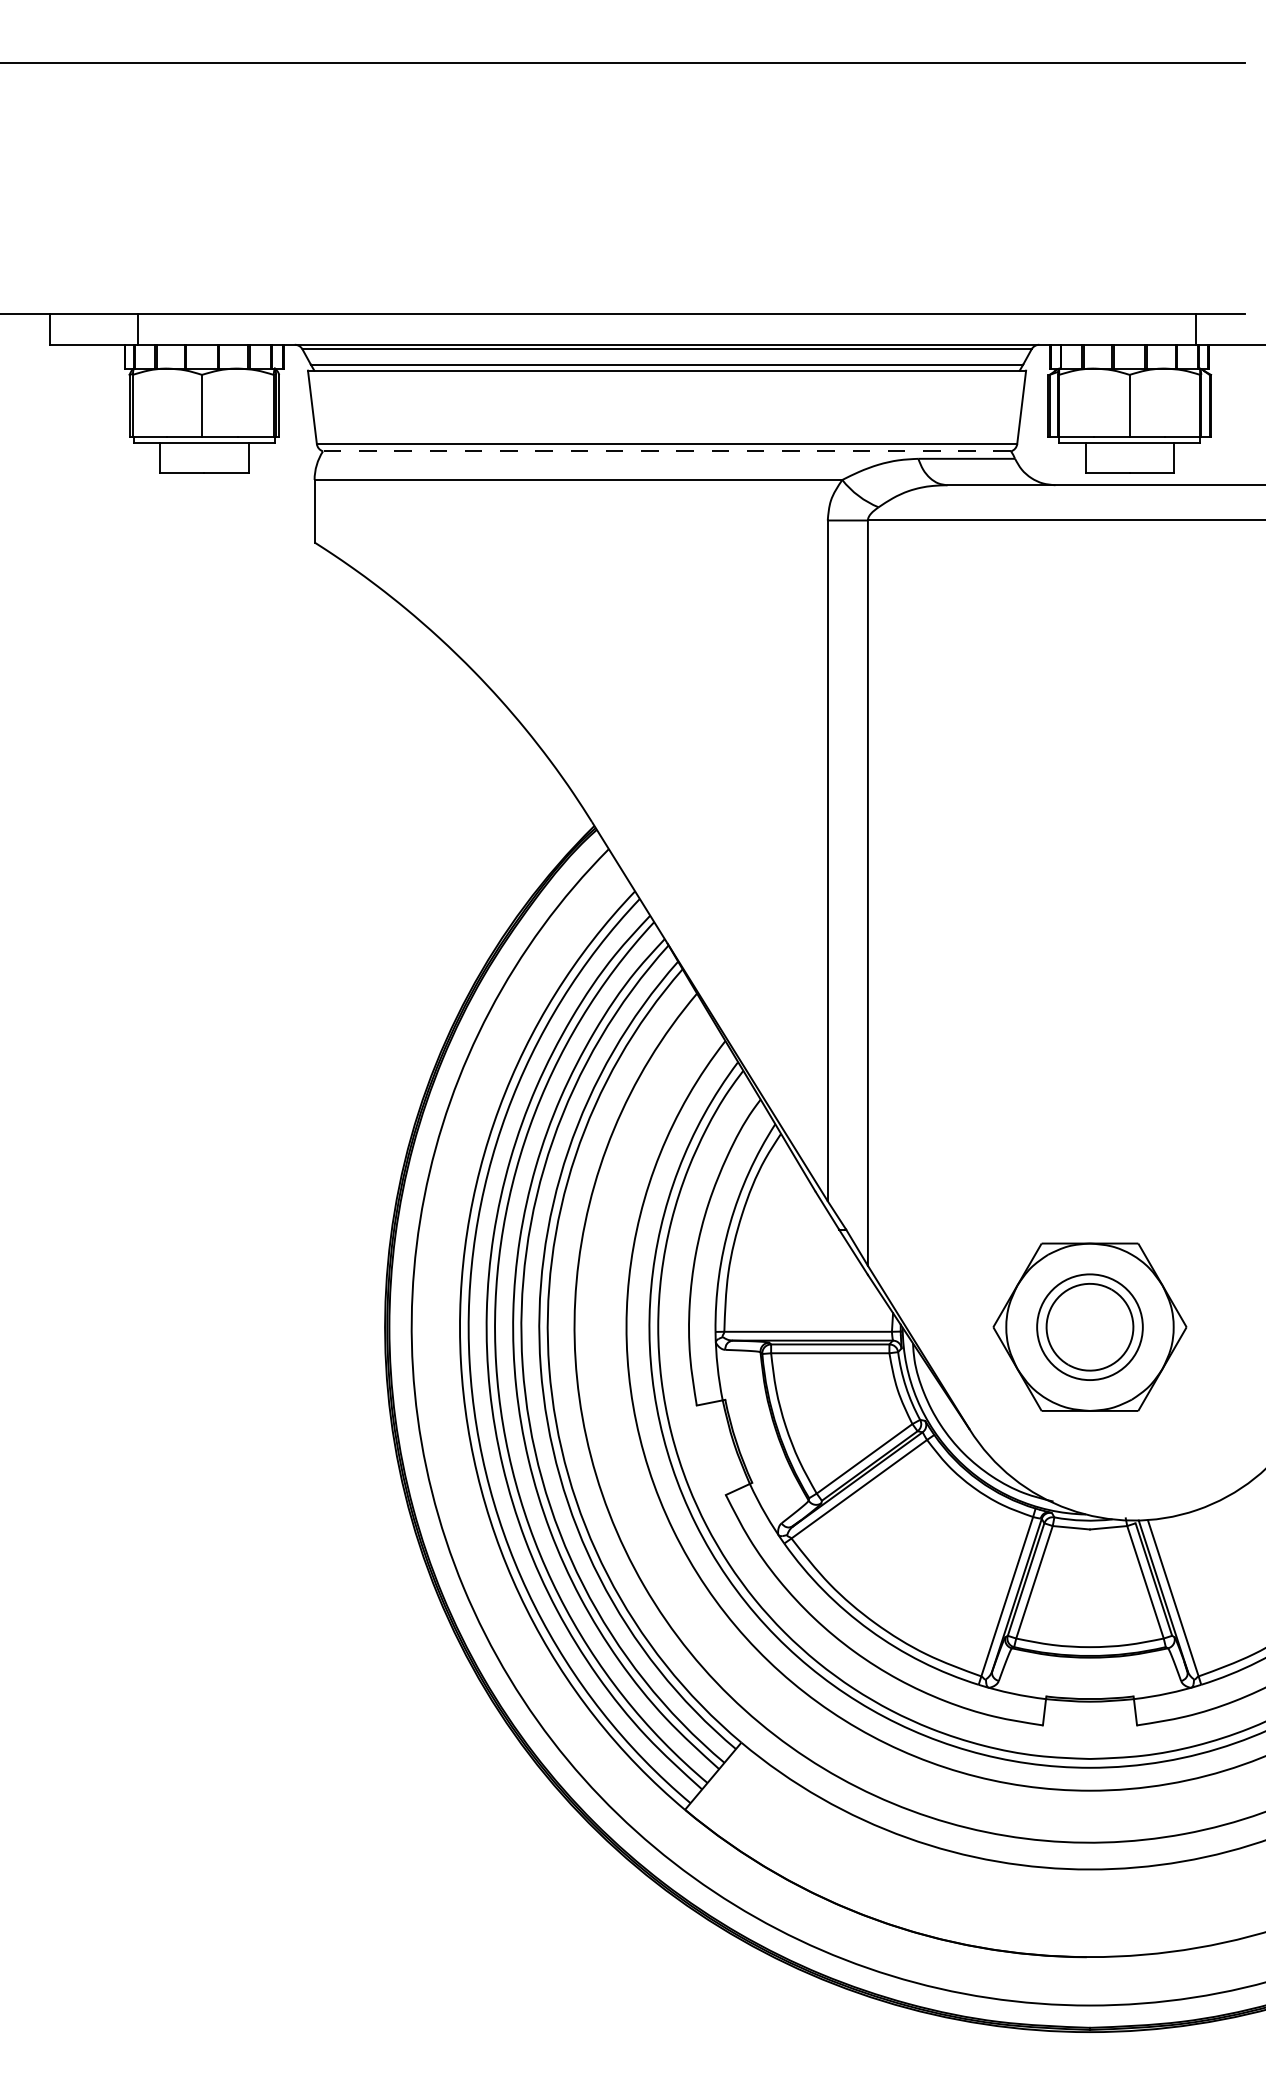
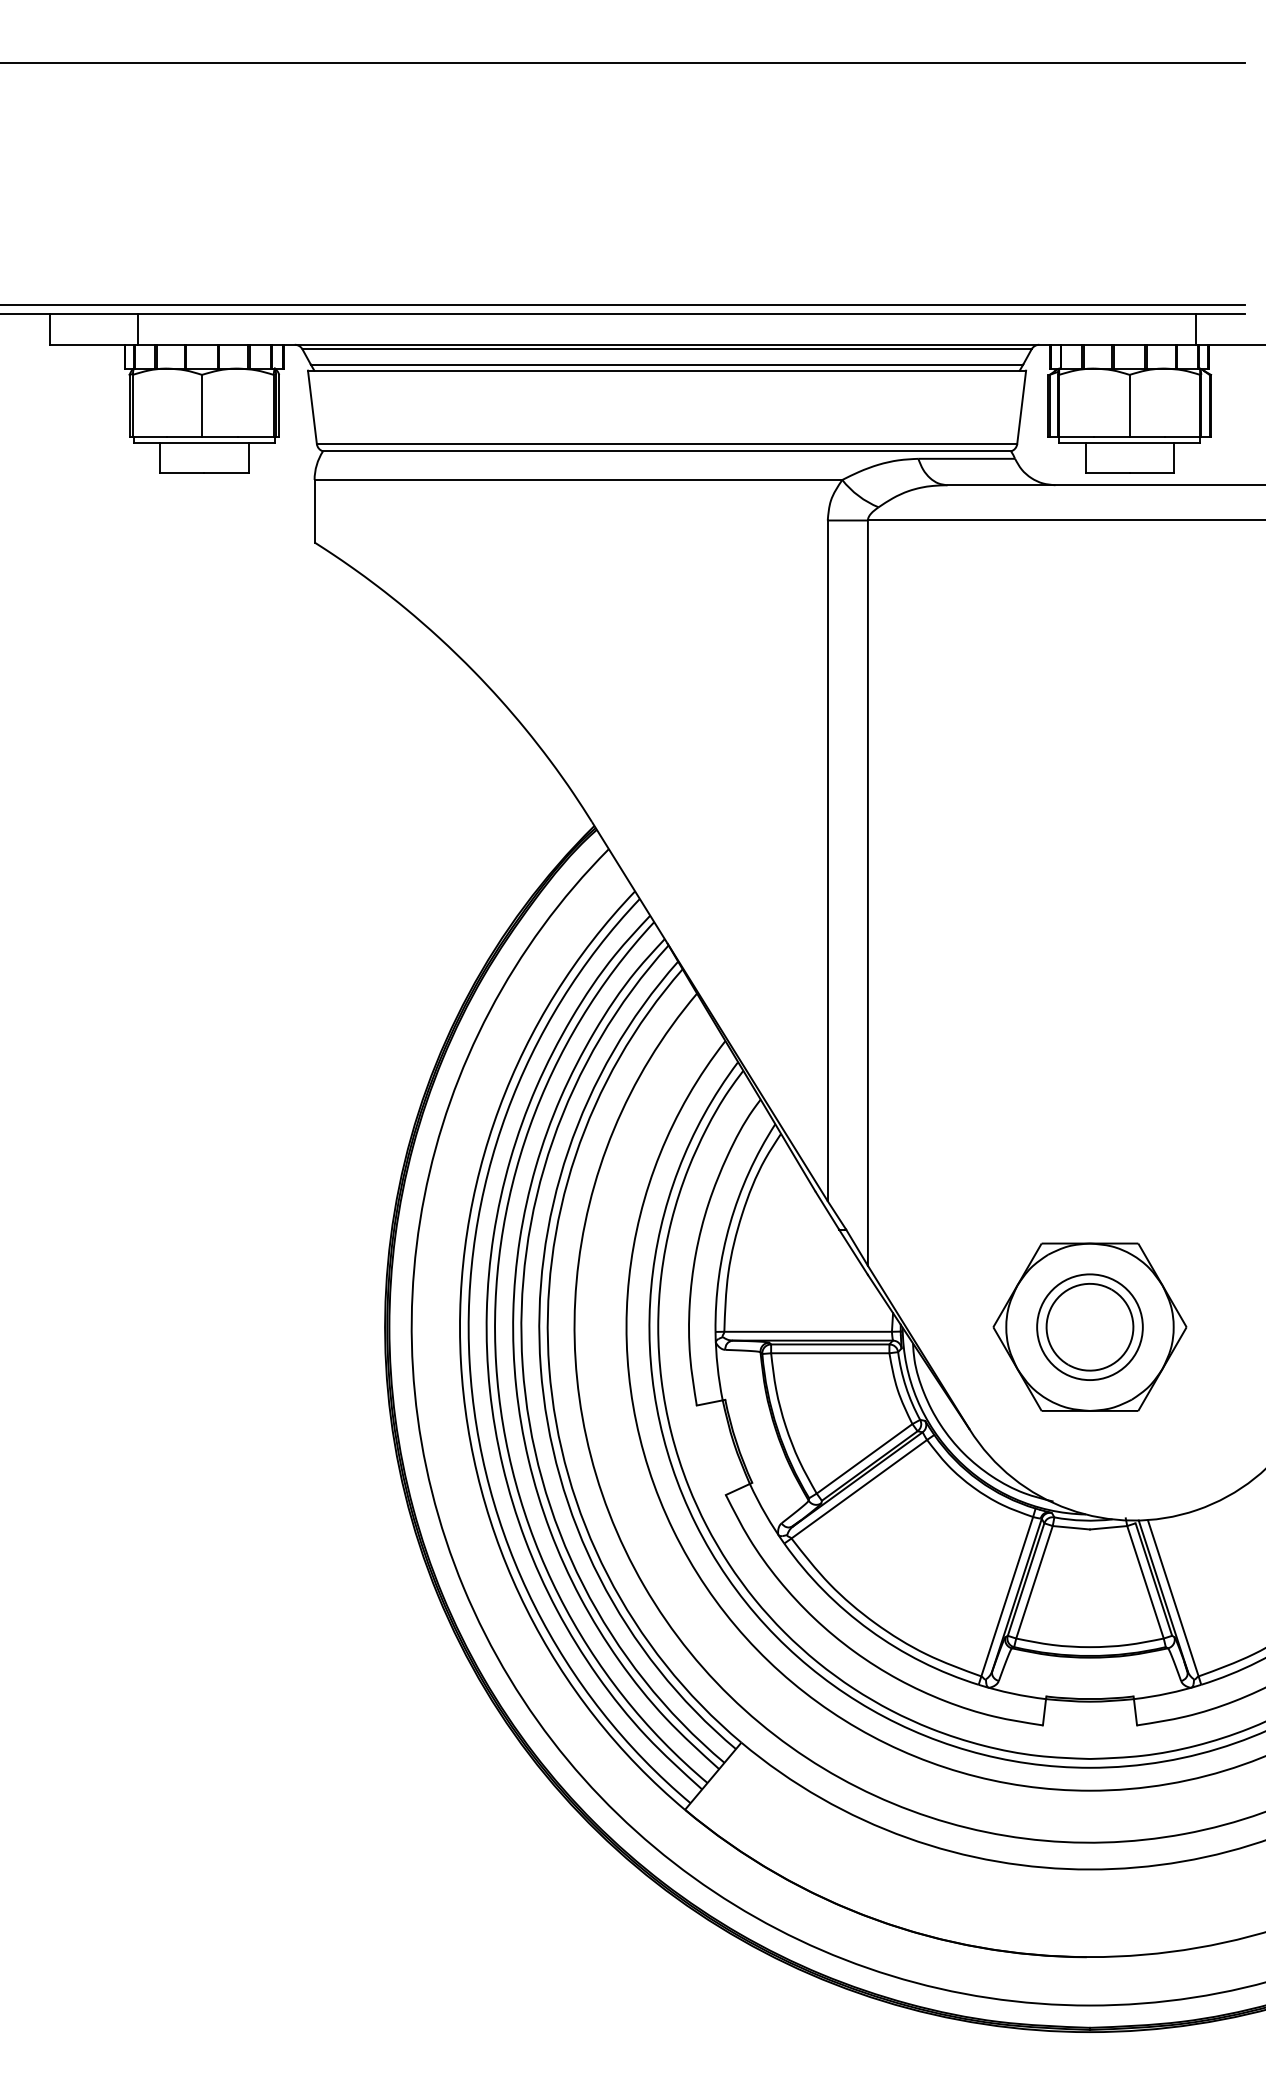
line: none -> present (623, 305)
line: dashed -> solid (666, 451)
